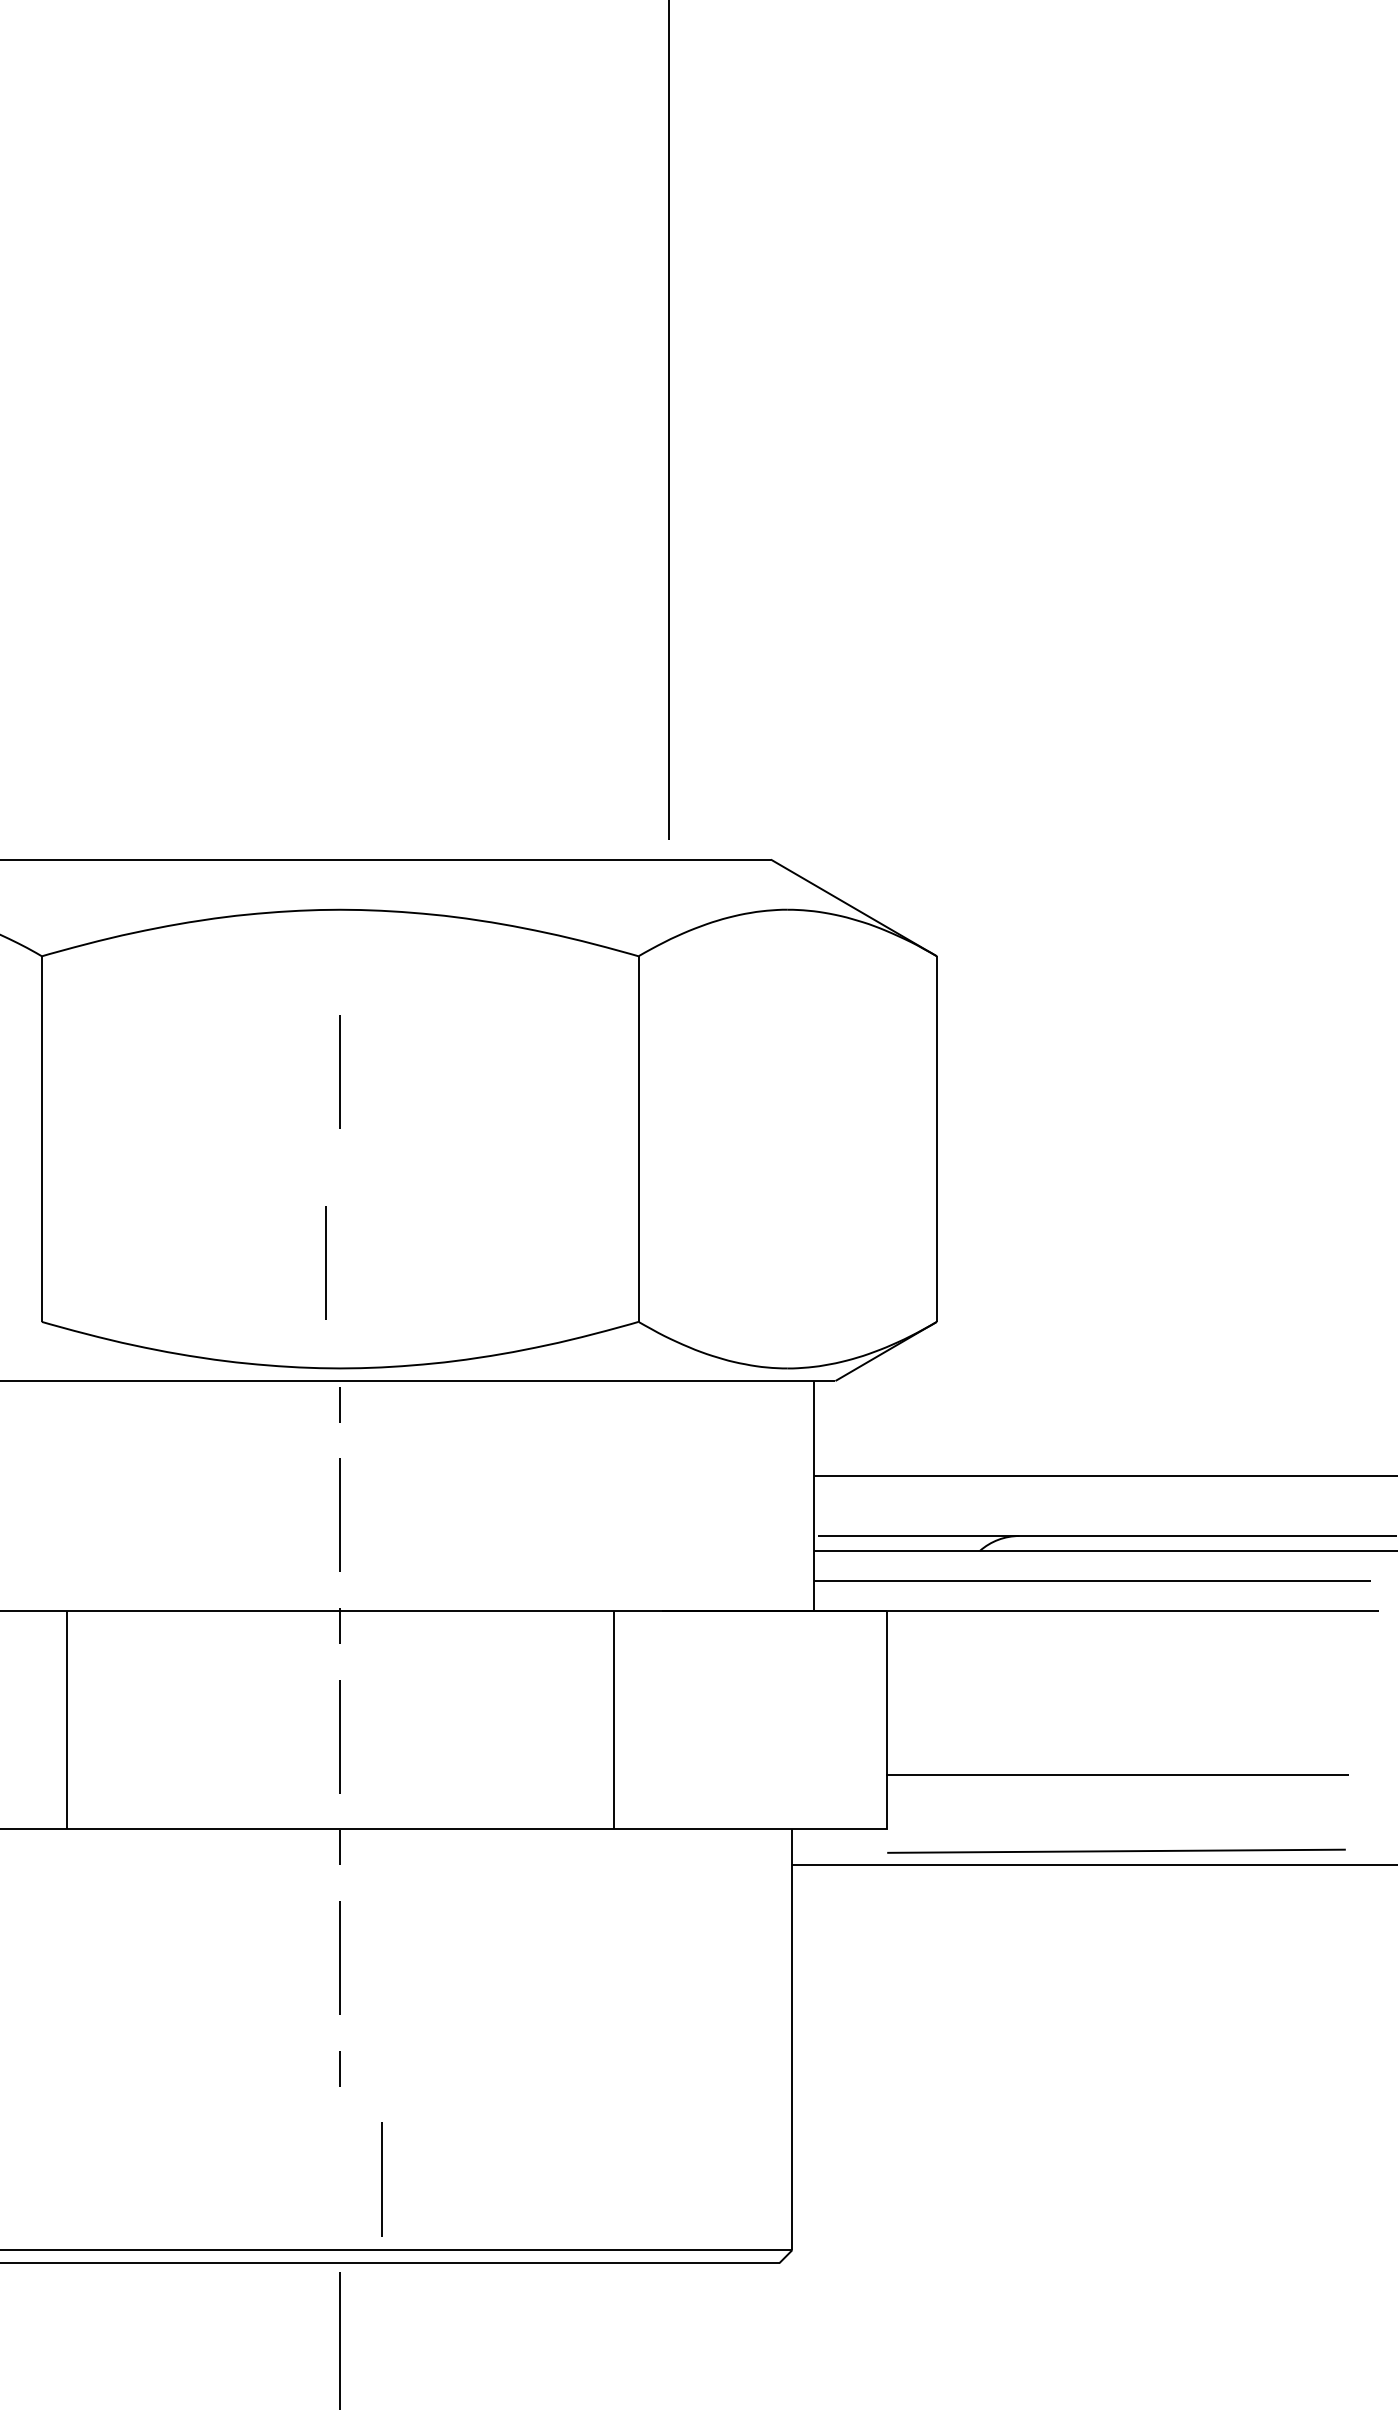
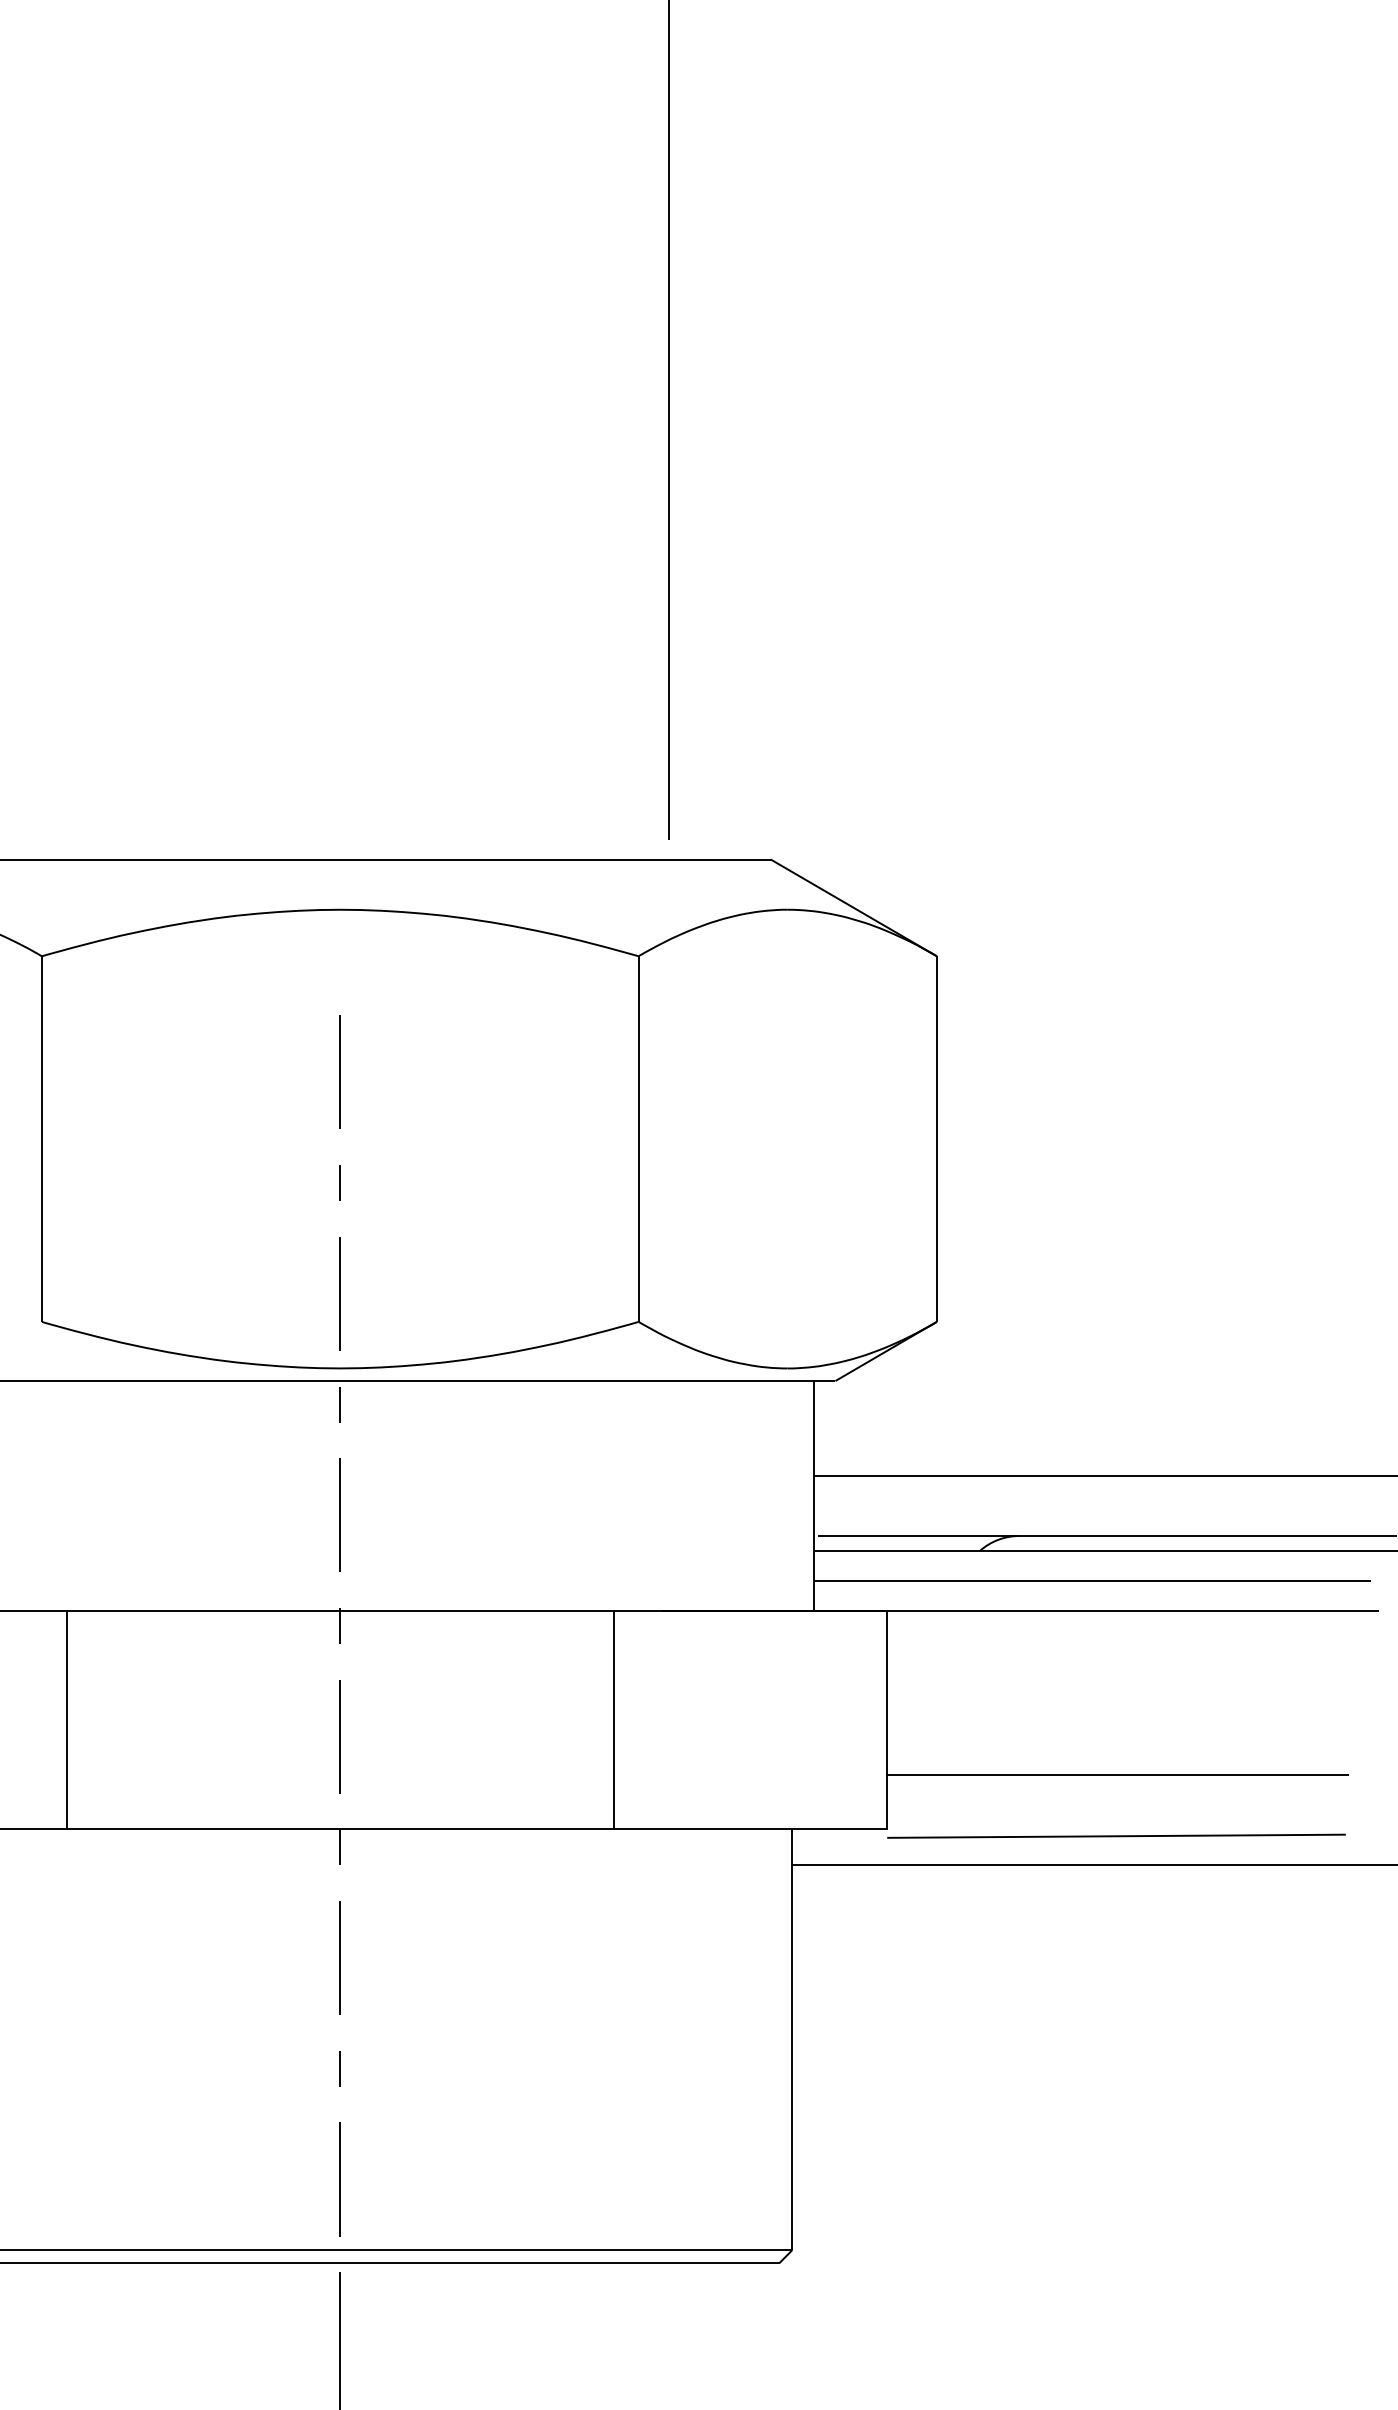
line: none -> present (339, 1182)
line position: (325, 1262) -> (339, 1293) (339, 1293)
line position: (1116, 1850) -> (1116, 1835) (1116, 1835)
line position: (381, 2179) -> (339, 2179) (339, 2179)
